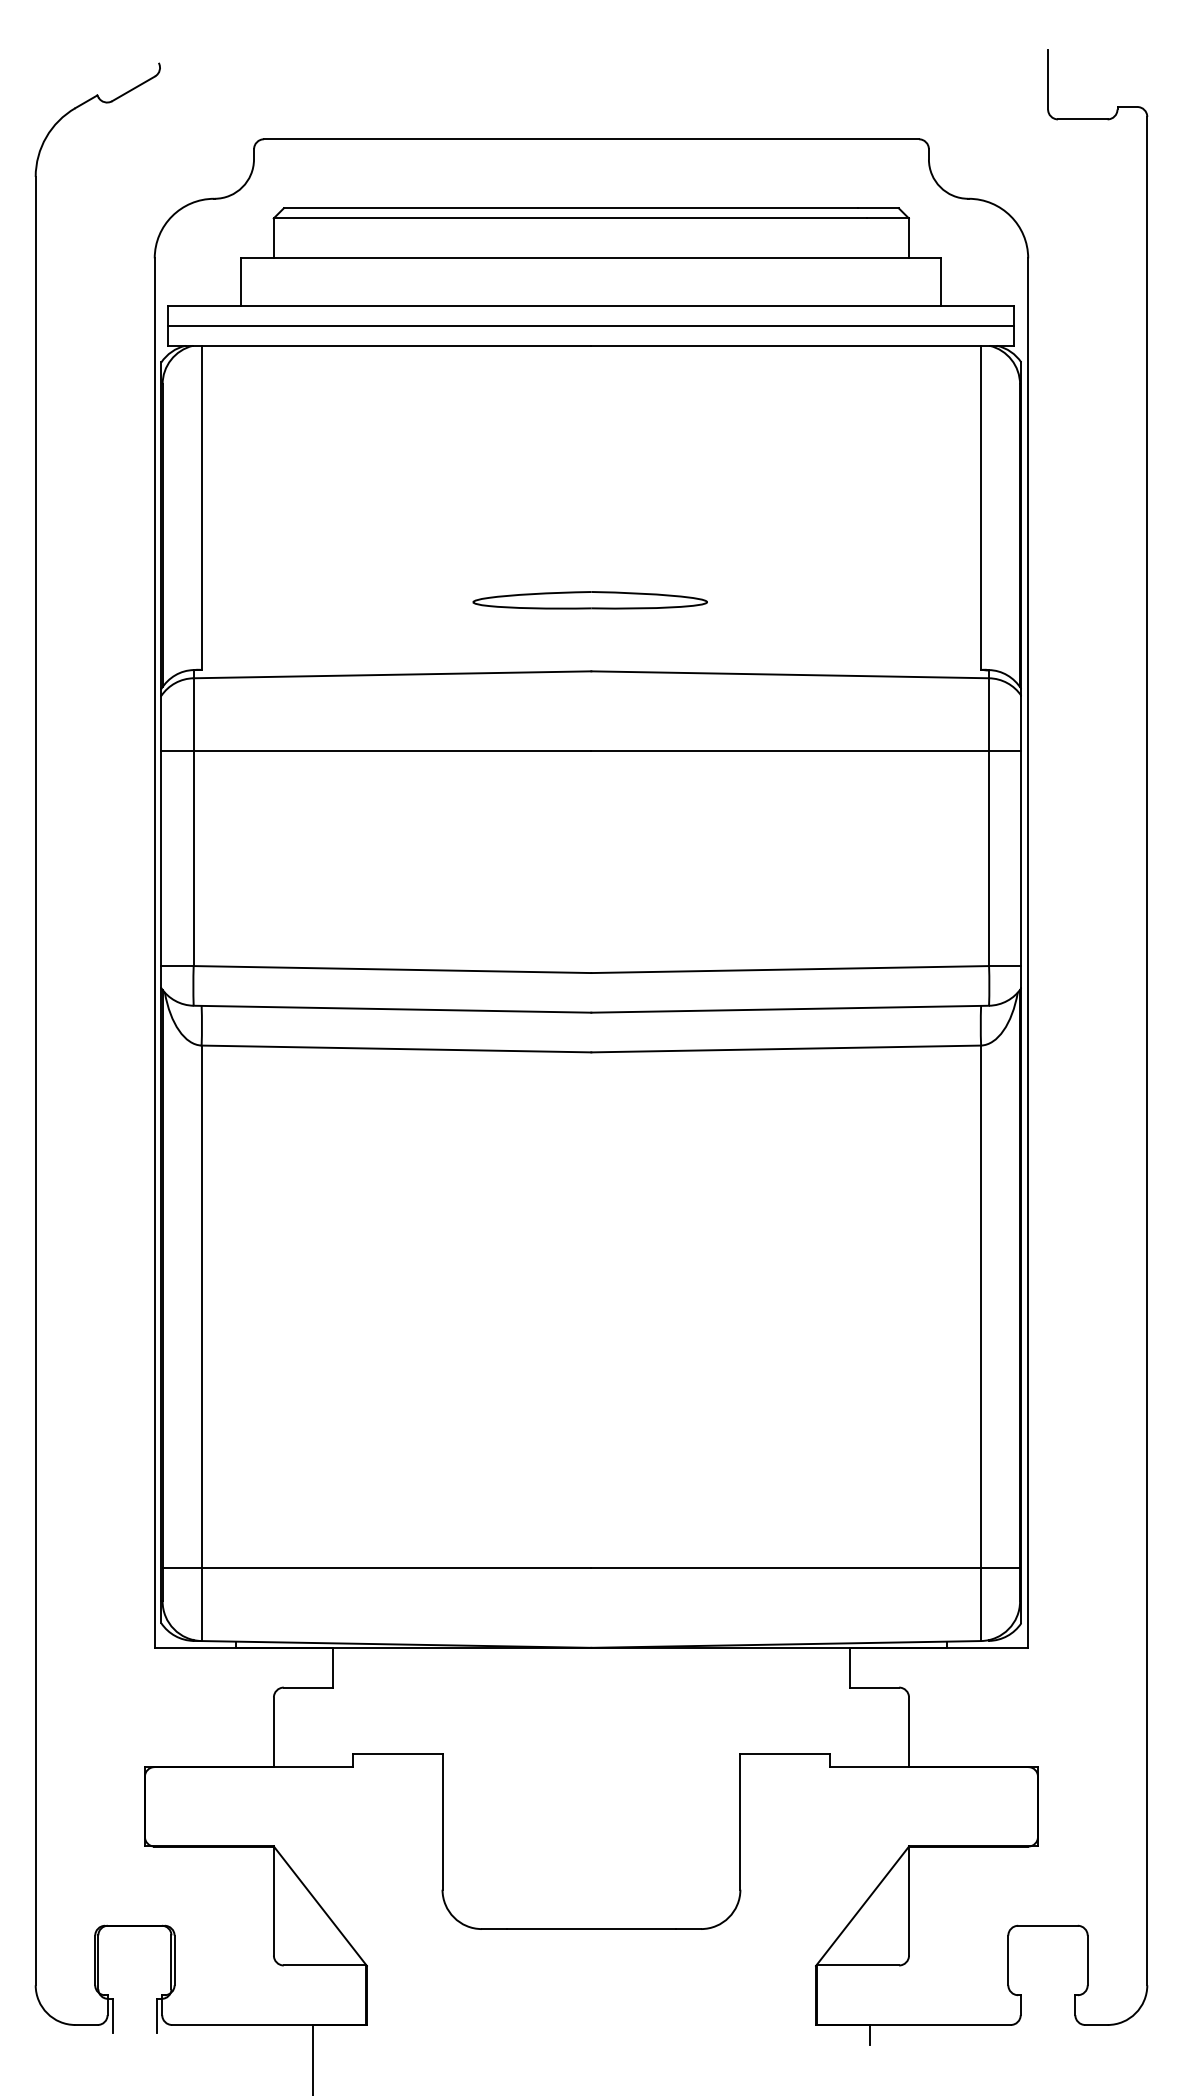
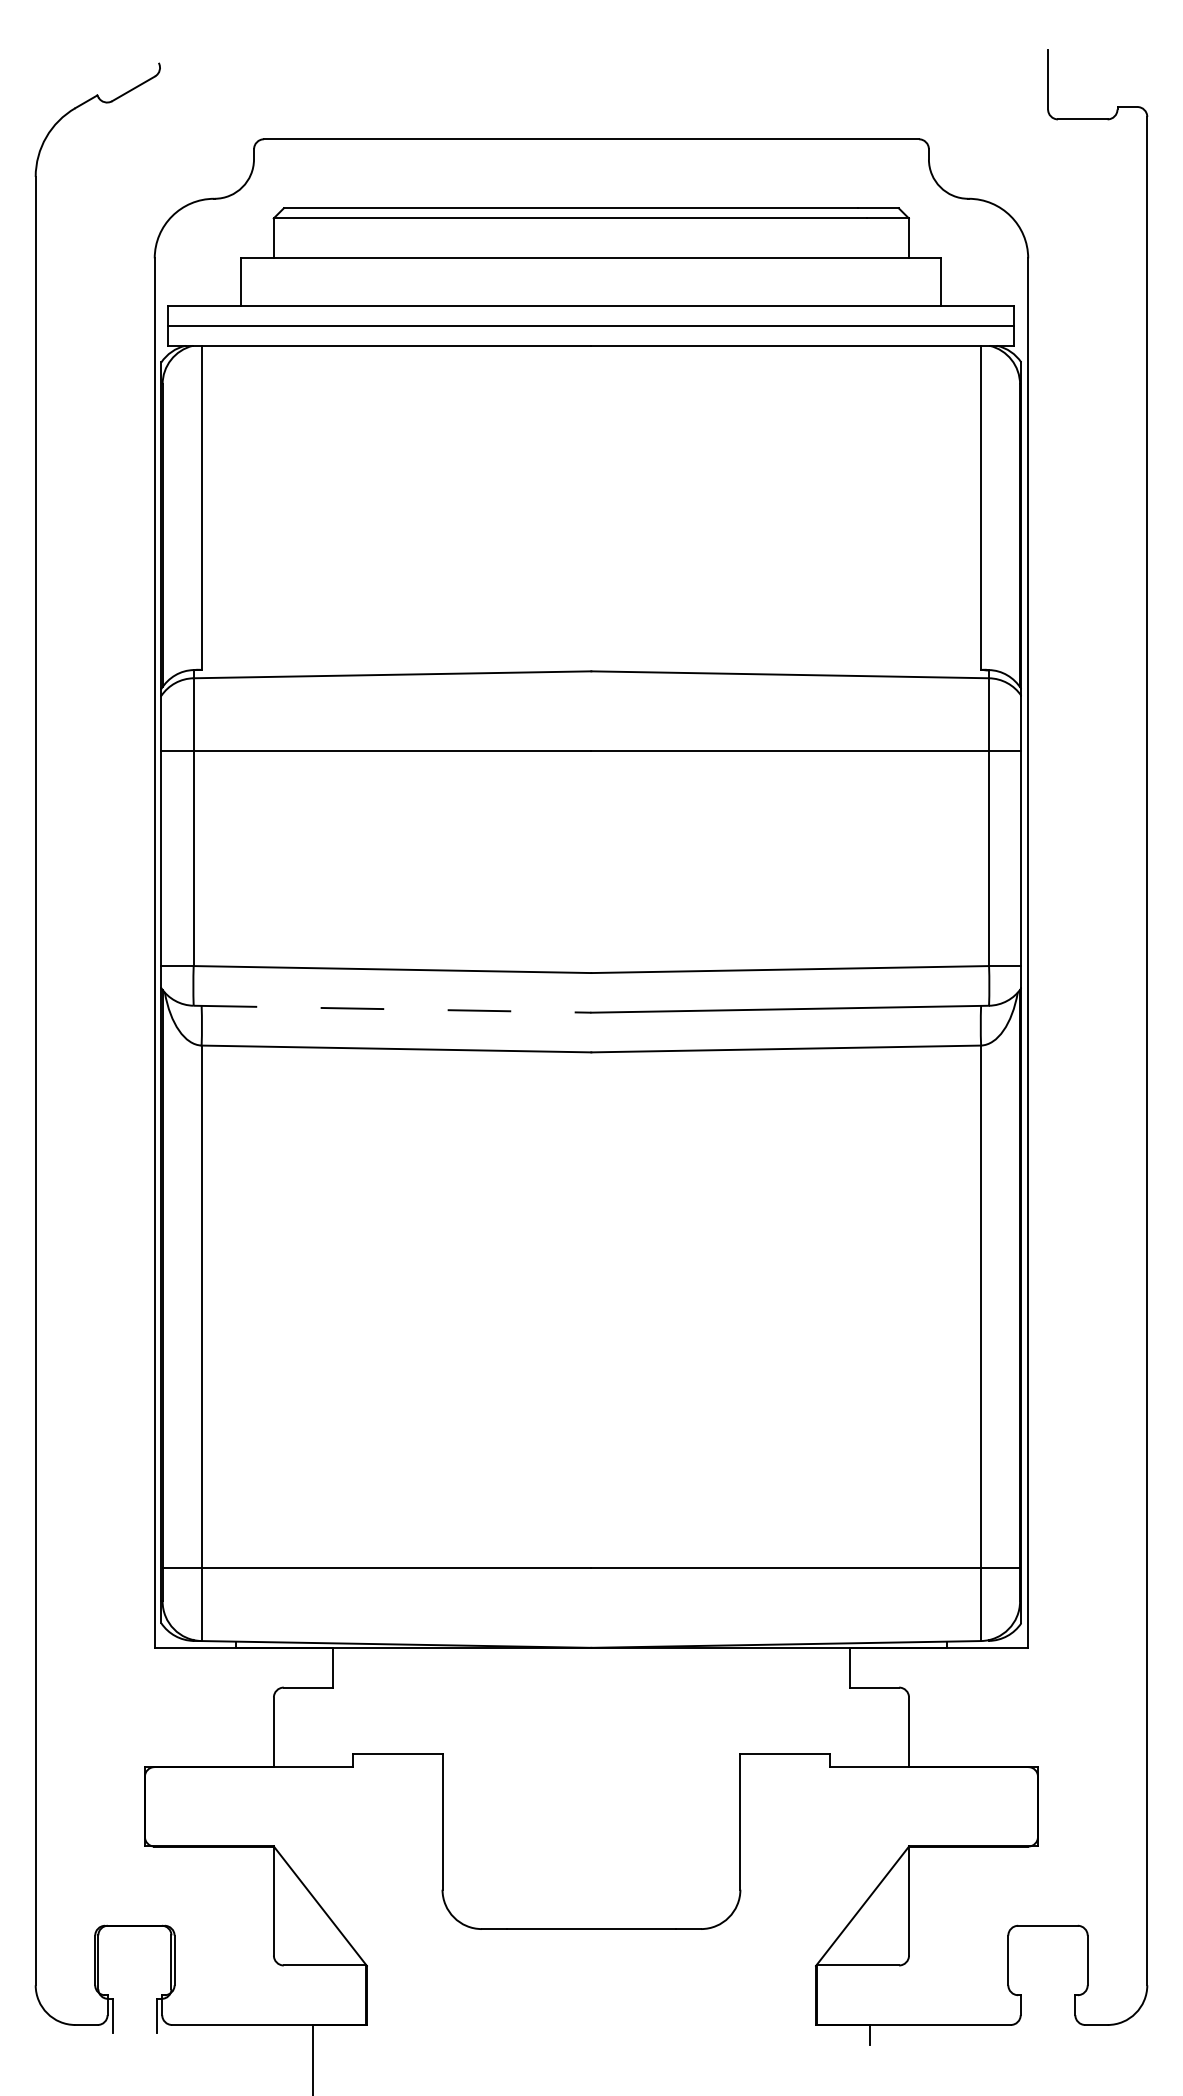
part: present -> none (589, 600)
line: solid -> dashed (392, 1009)
